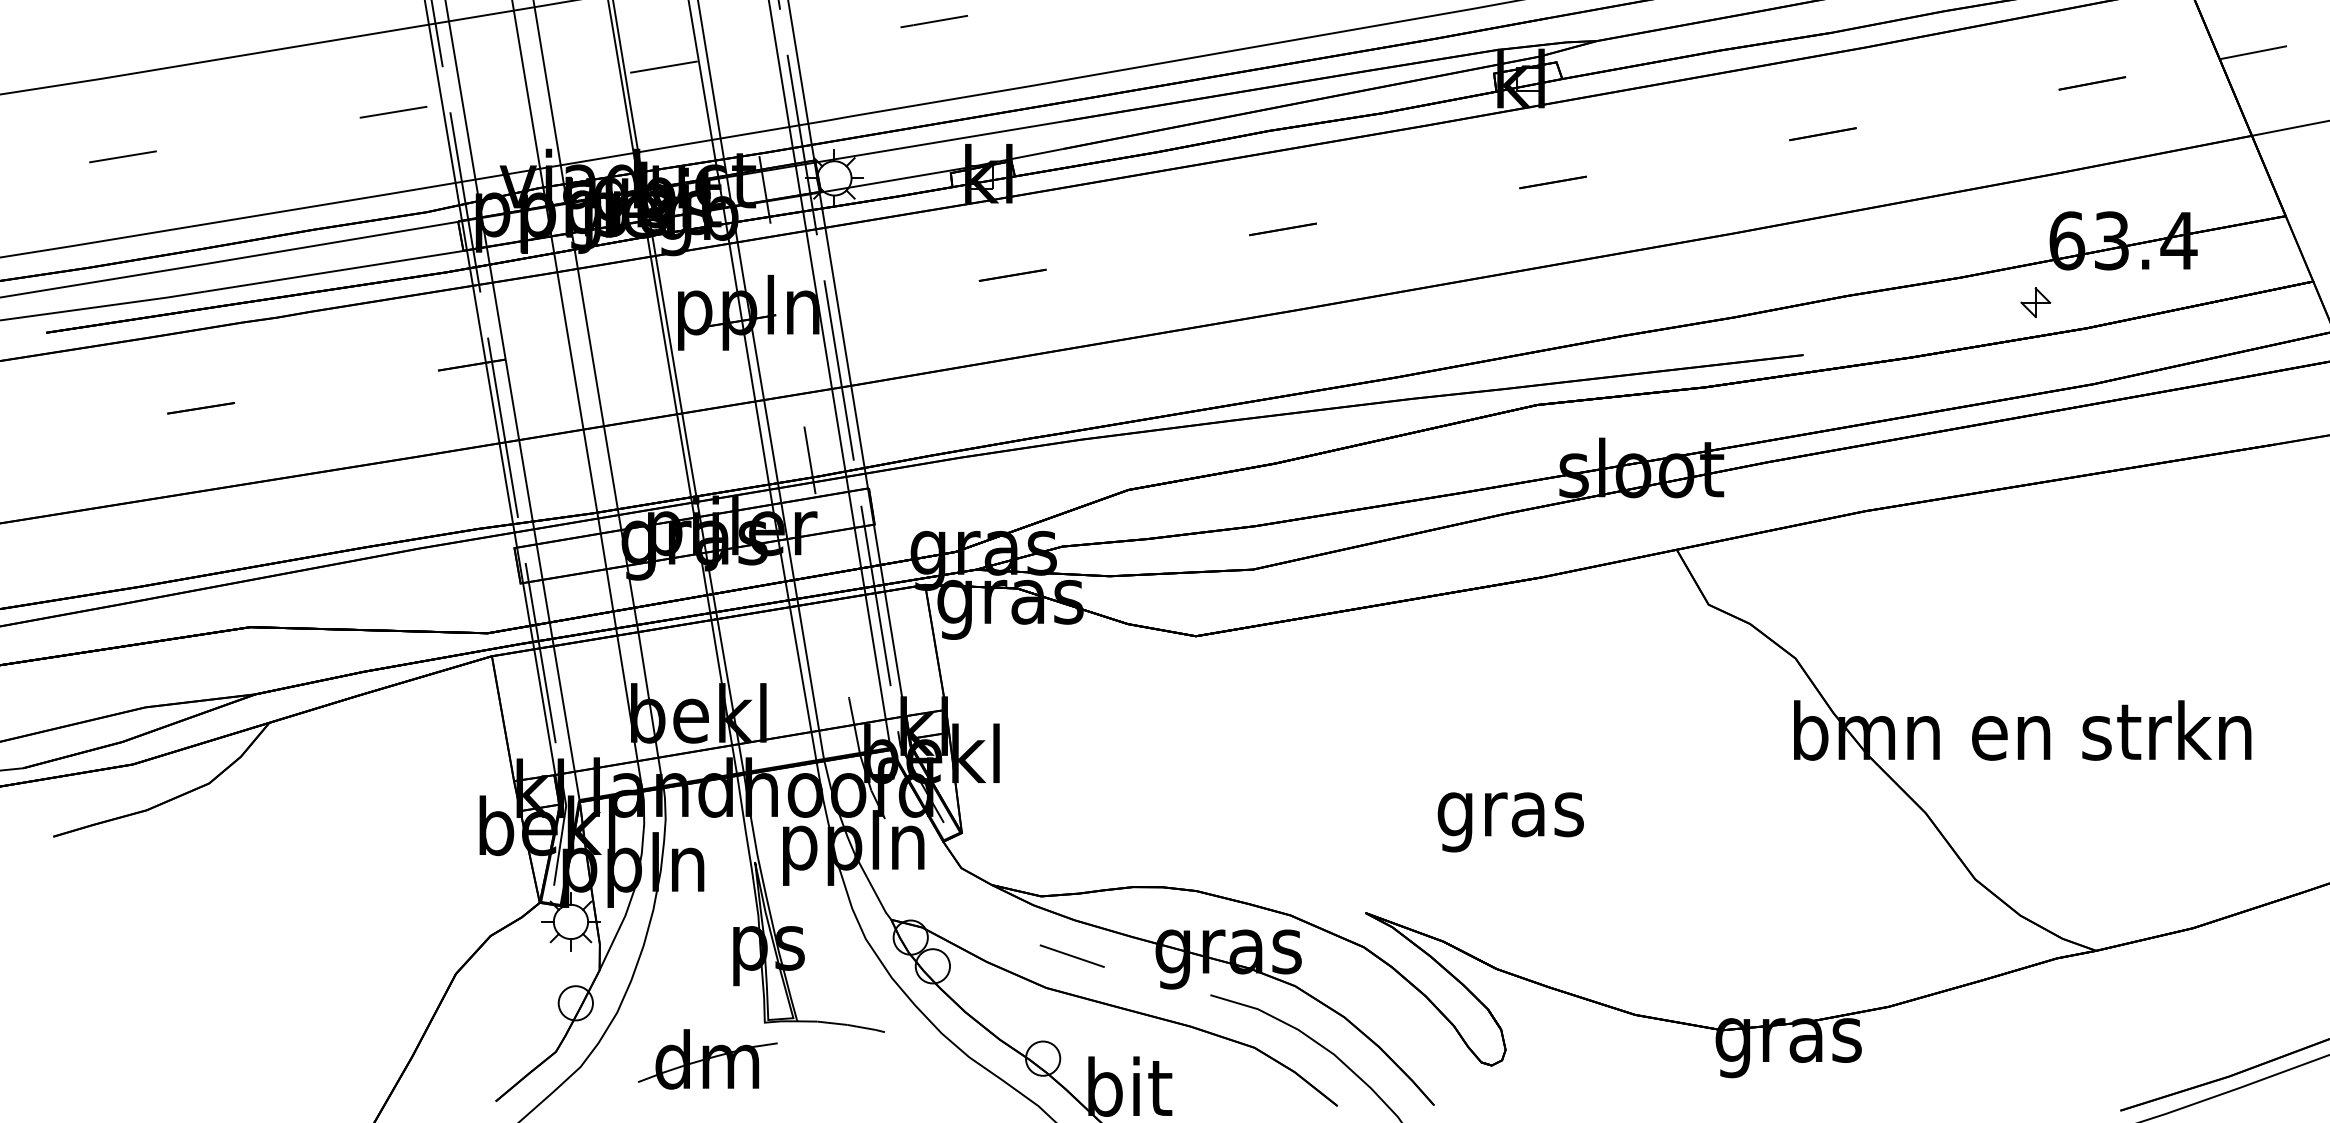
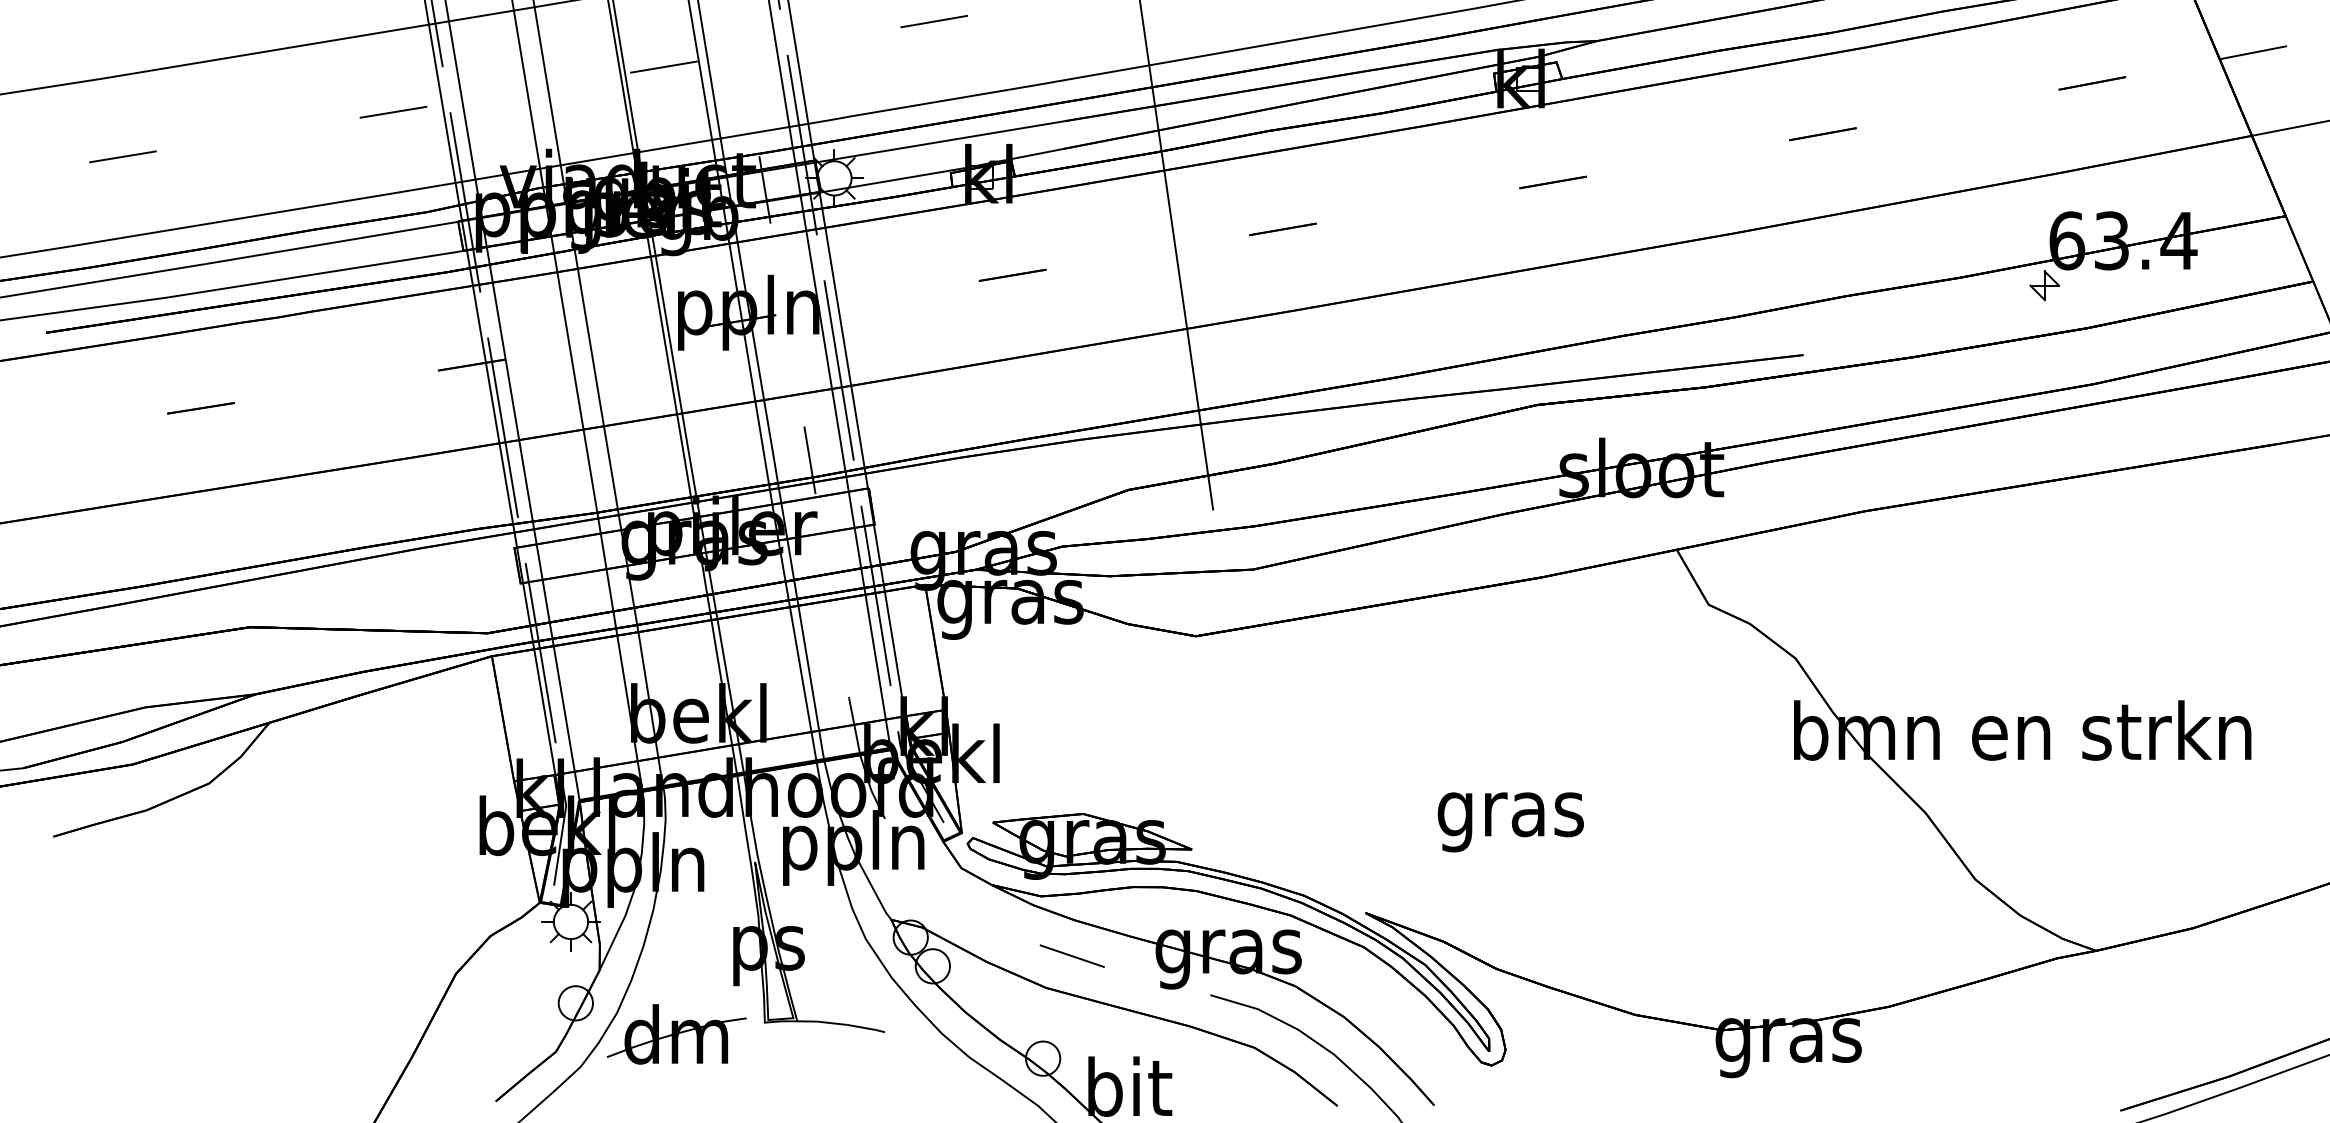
line: none -> present (1176, 255)
part position: (2035, 302) -> (2044, 285) (2044, 285)
part: none -> present (1239, 884)
part position: (707, 1059) -> (676, 1034) (676, 1034)
